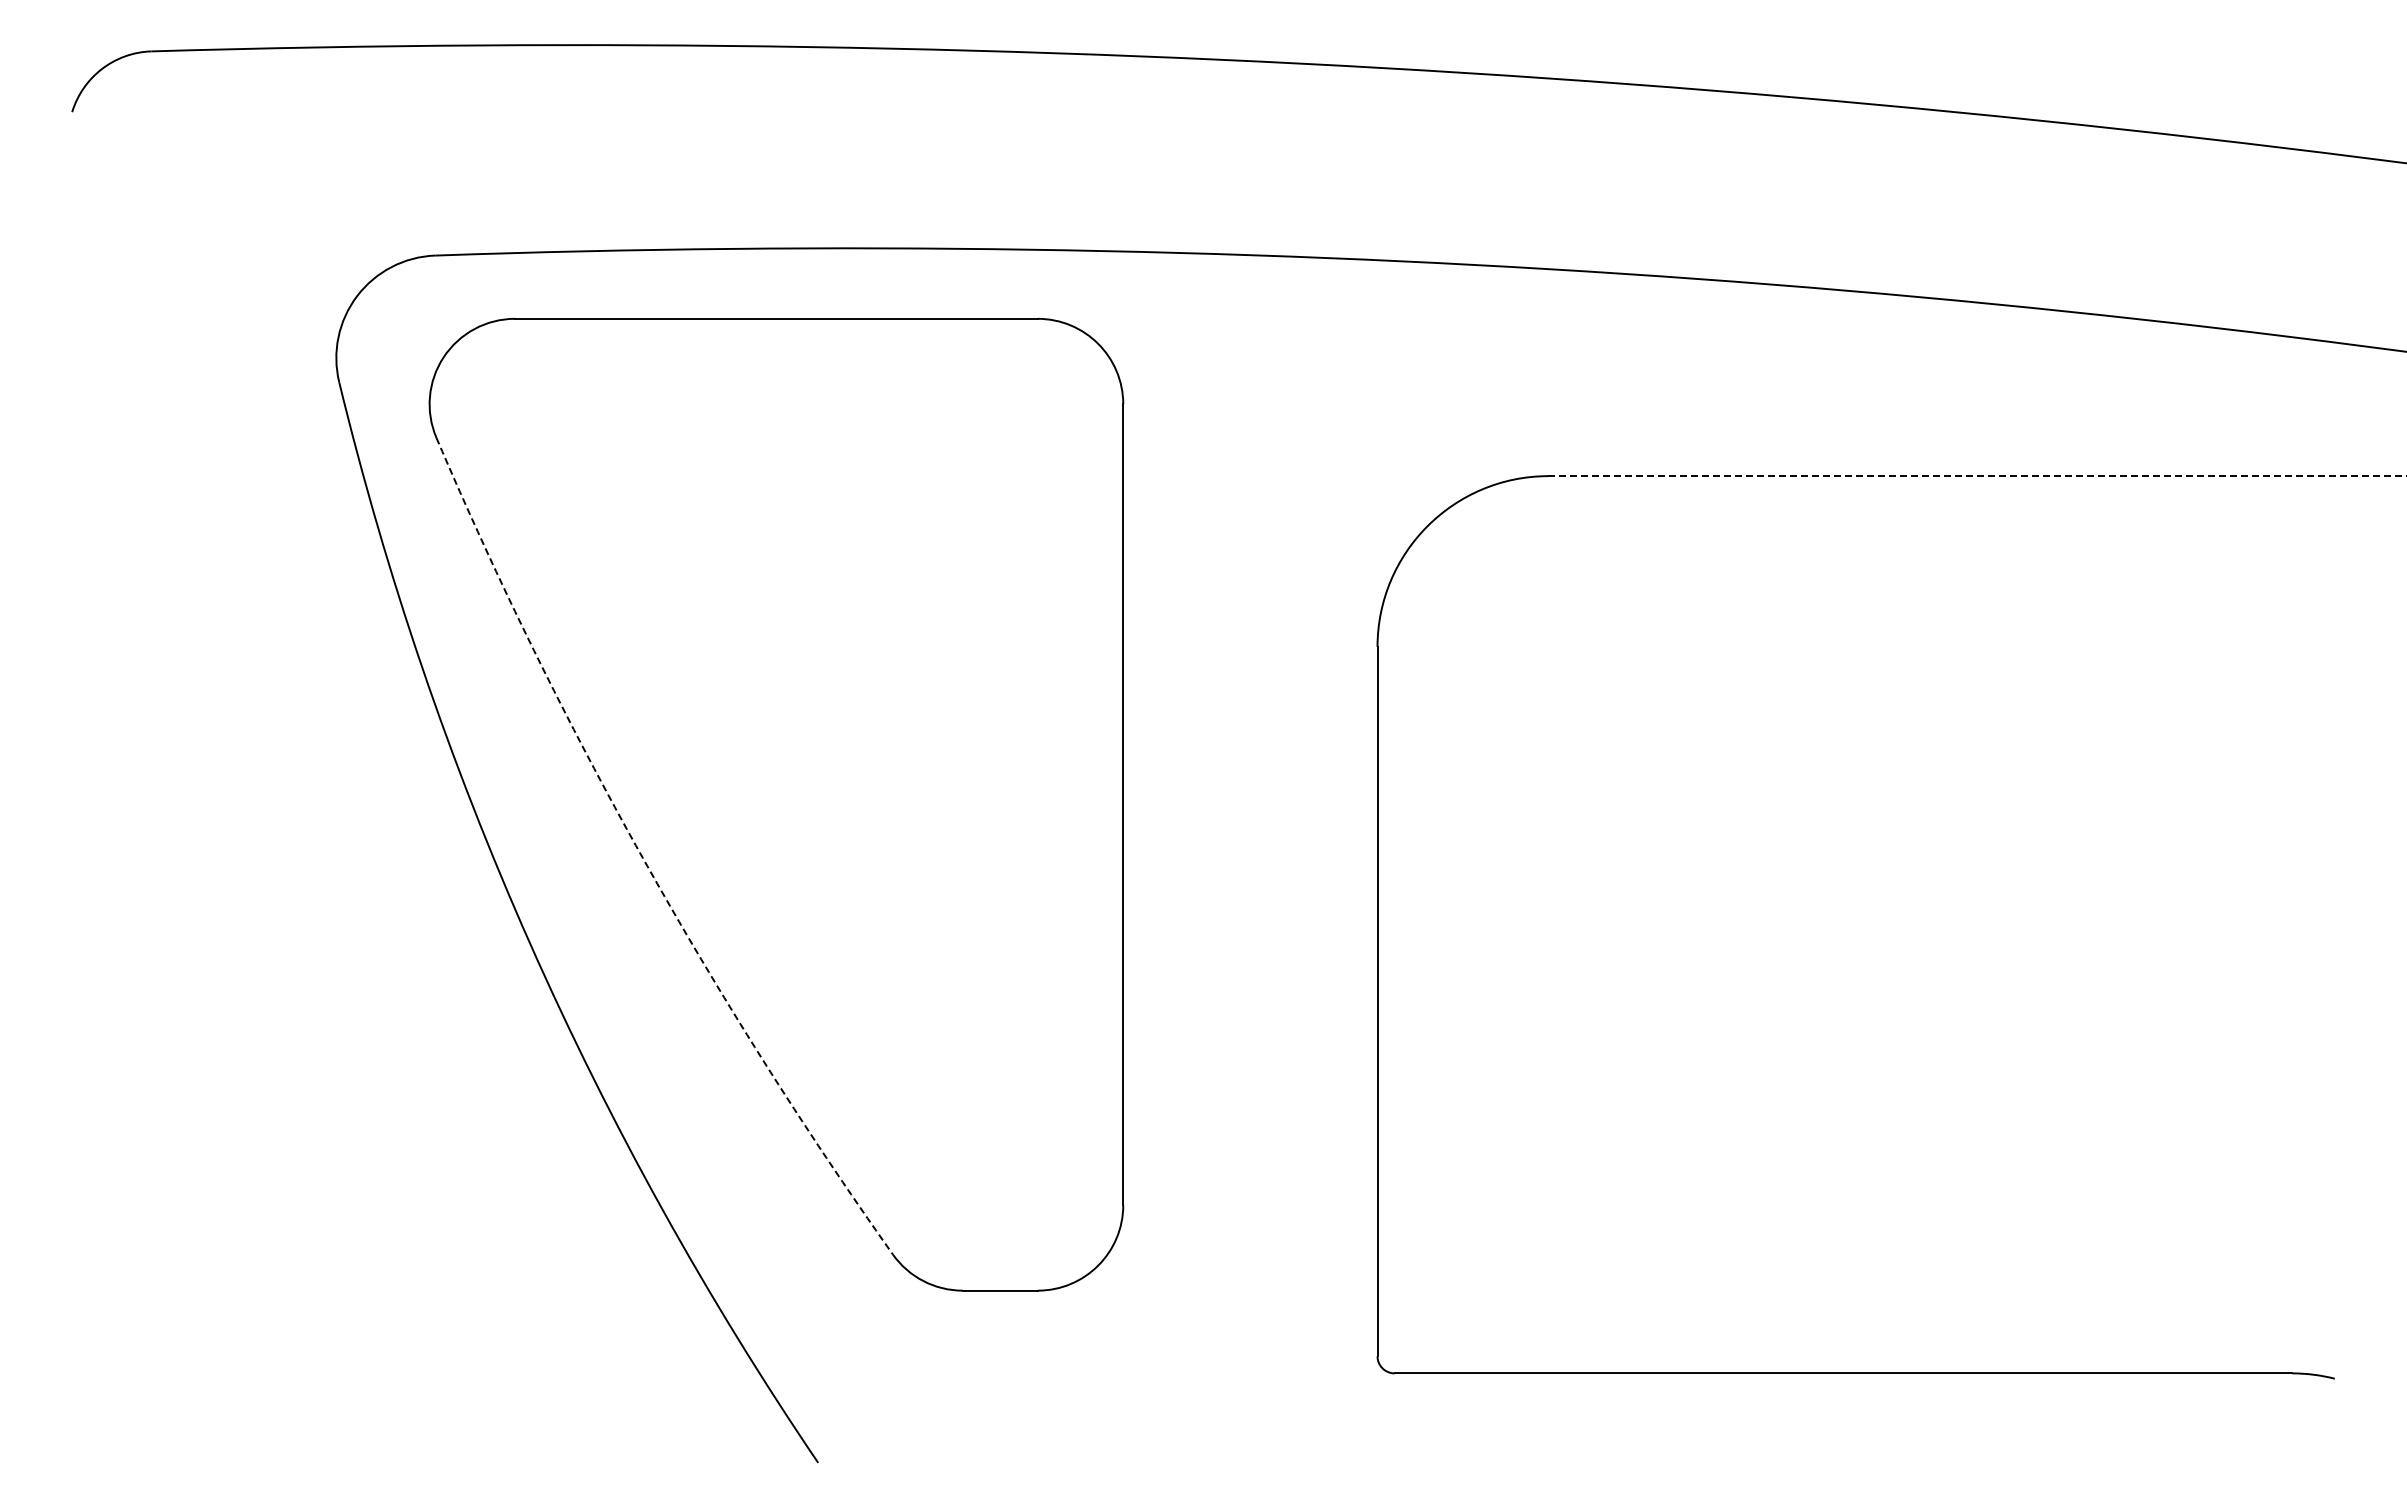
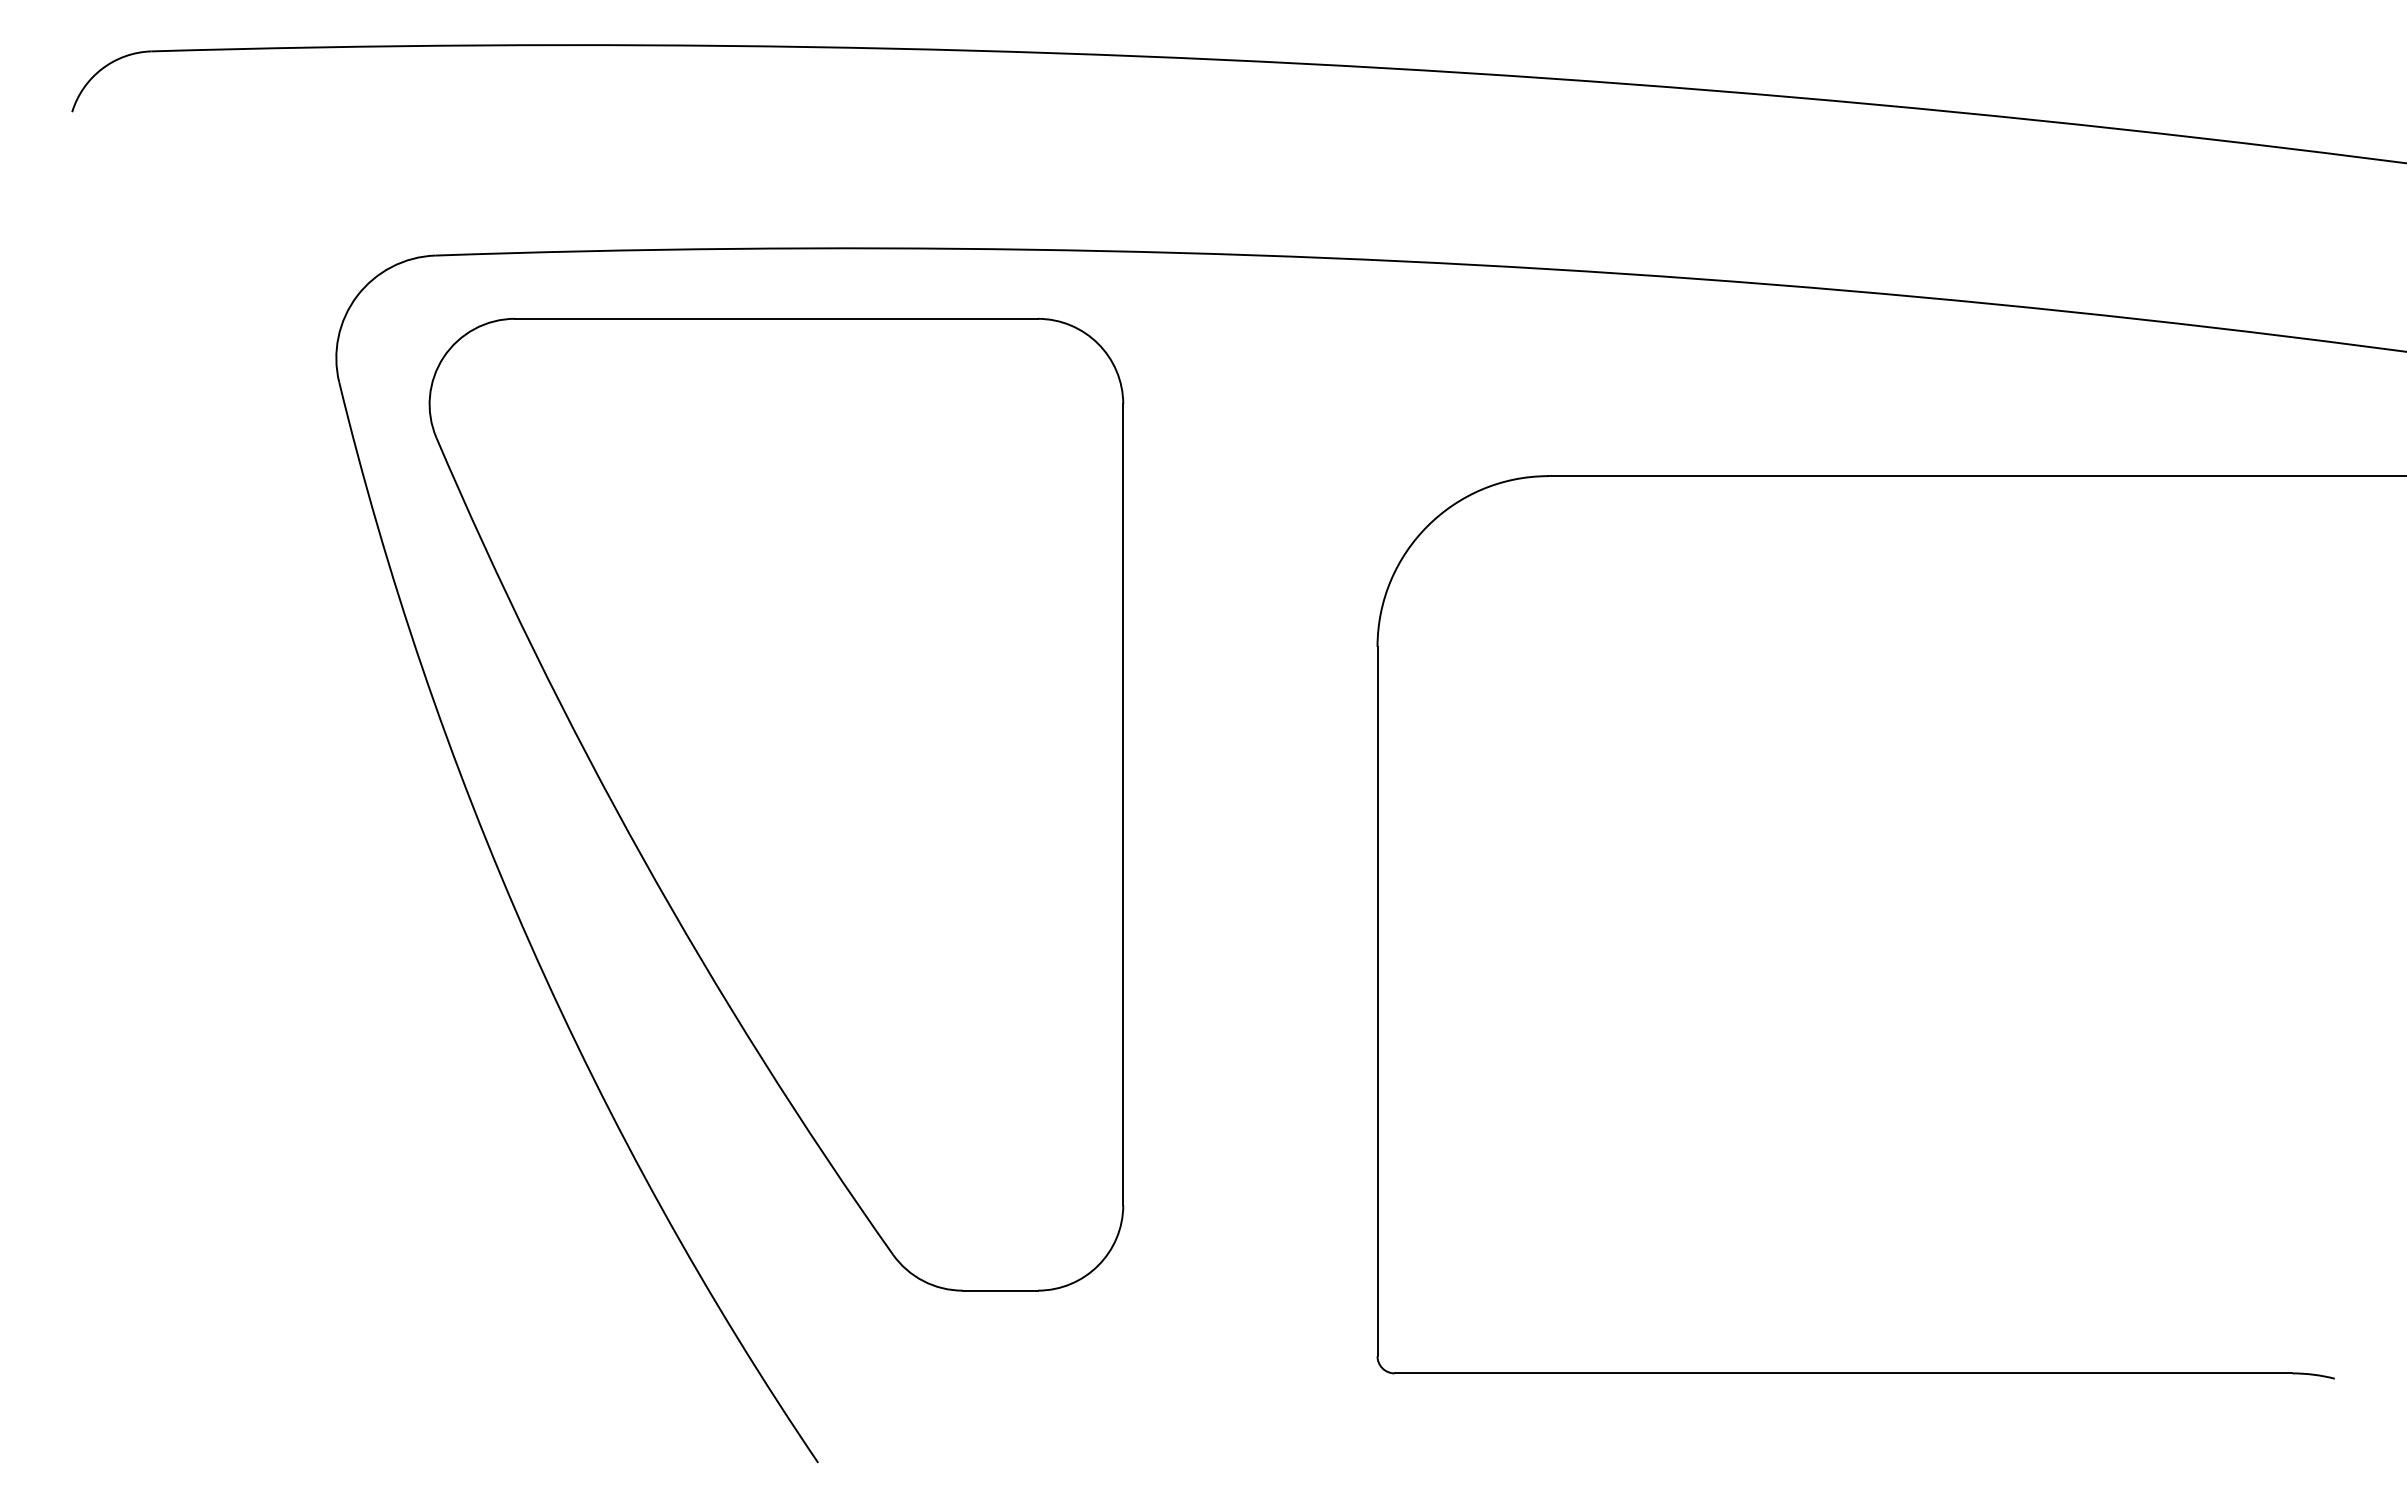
line: dashed -> solid (1977, 476)
arc: dashed -> solid (643, 858)
